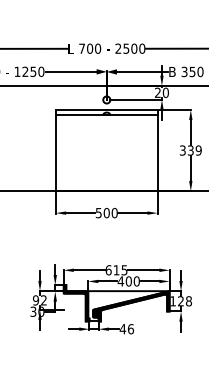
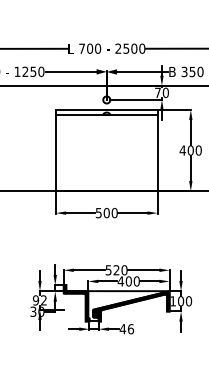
text: 20 -> 70 (157, 92)
text: 339 -> 400 (190, 150)
text: 615 -> 520 (116, 270)
text: 128 -> 100 (185, 301)
